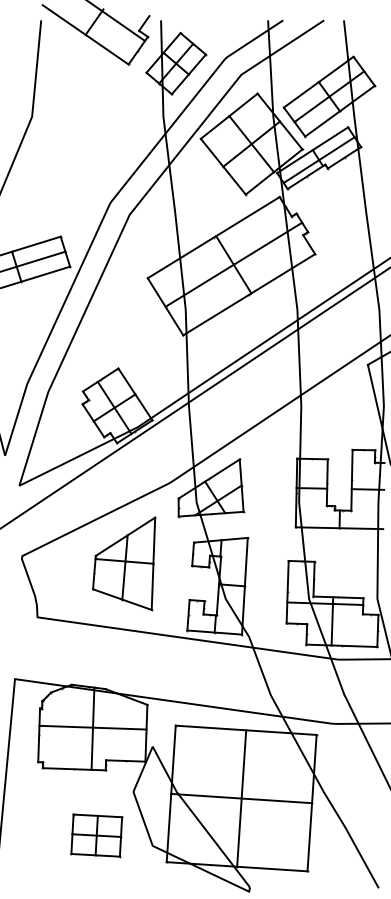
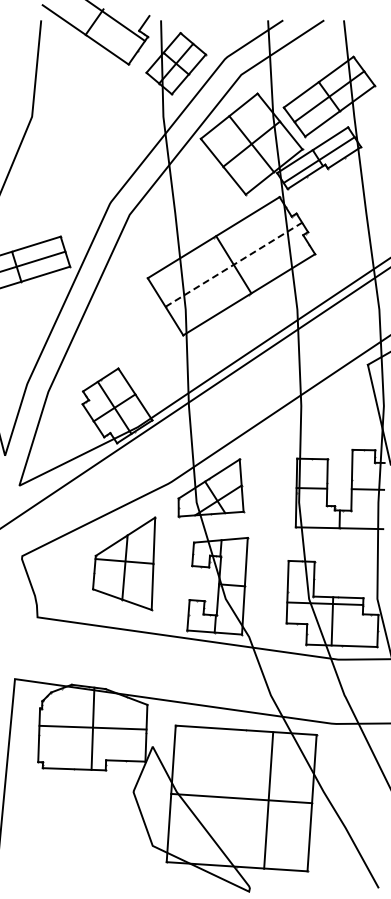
line: solid -> dashed (234, 264)
line position: (241, 798) -> (268, 800) (268, 800)
part: present -> none (96, 835)
